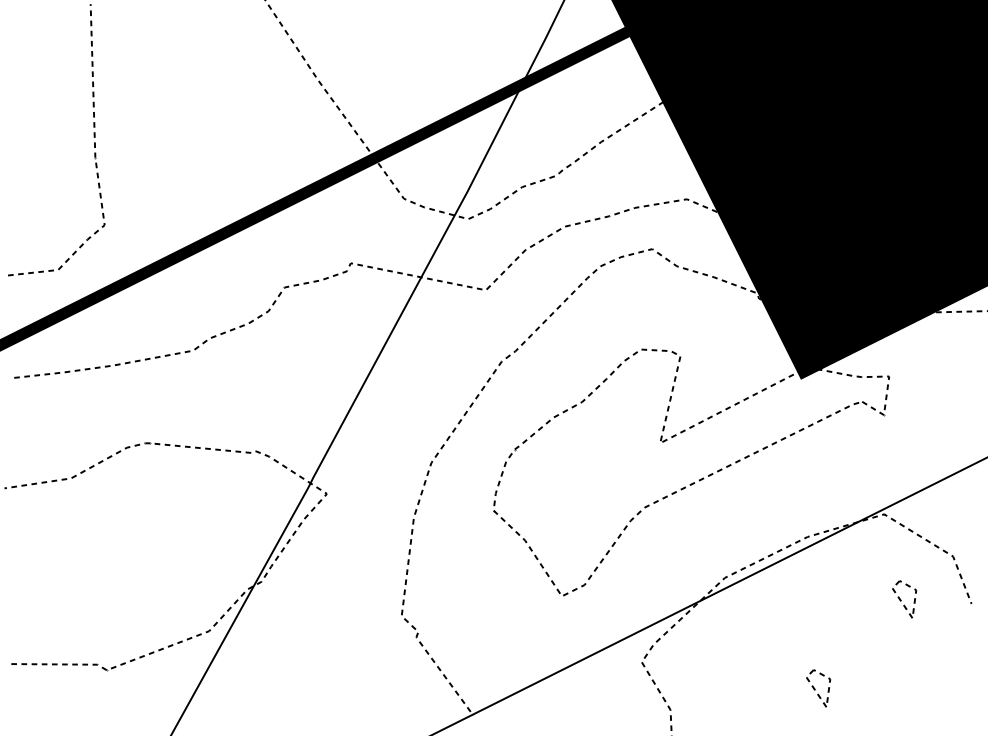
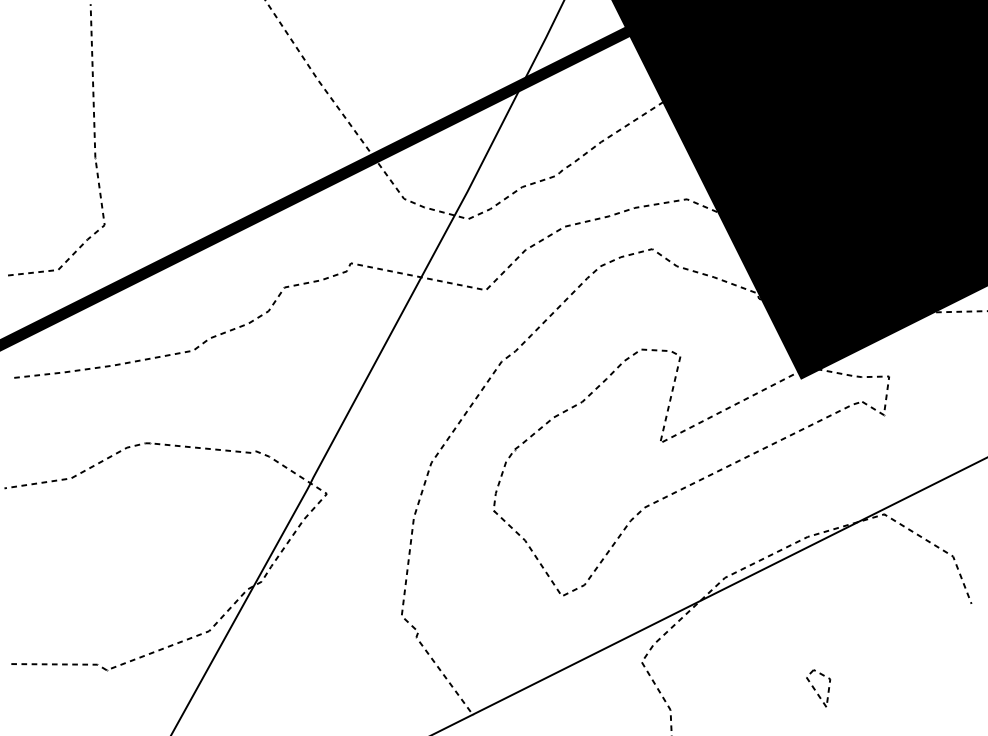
part: present -> none (904, 599)
